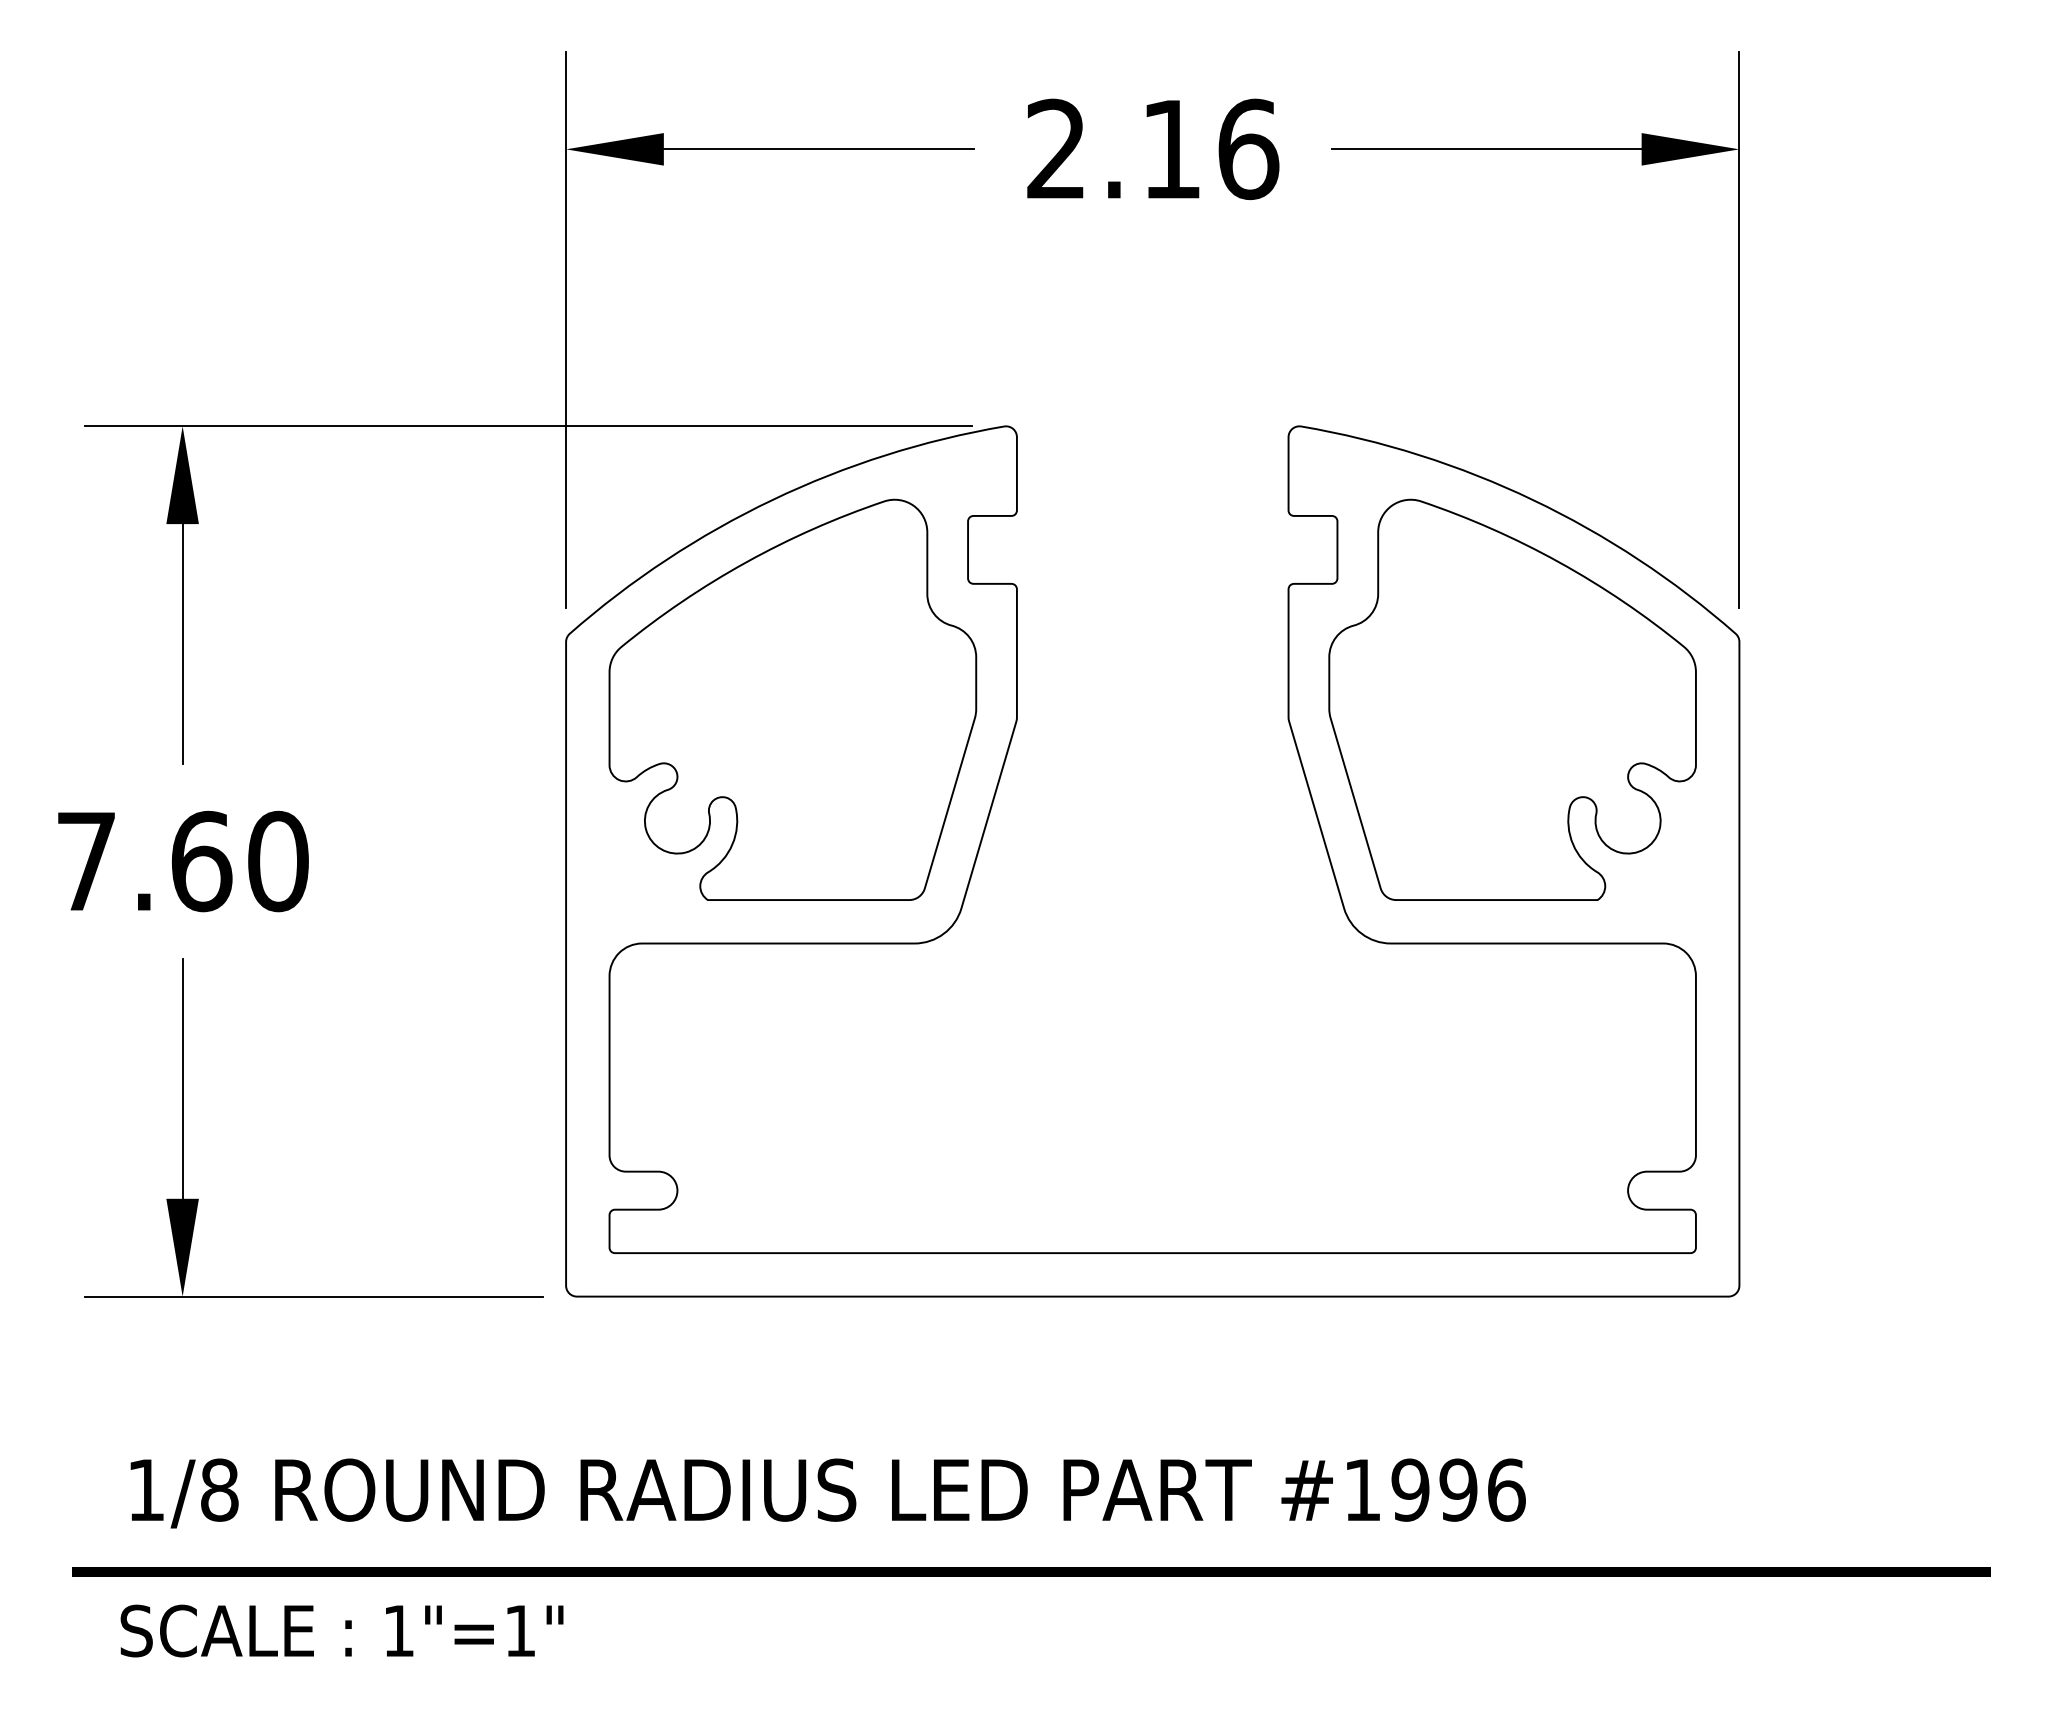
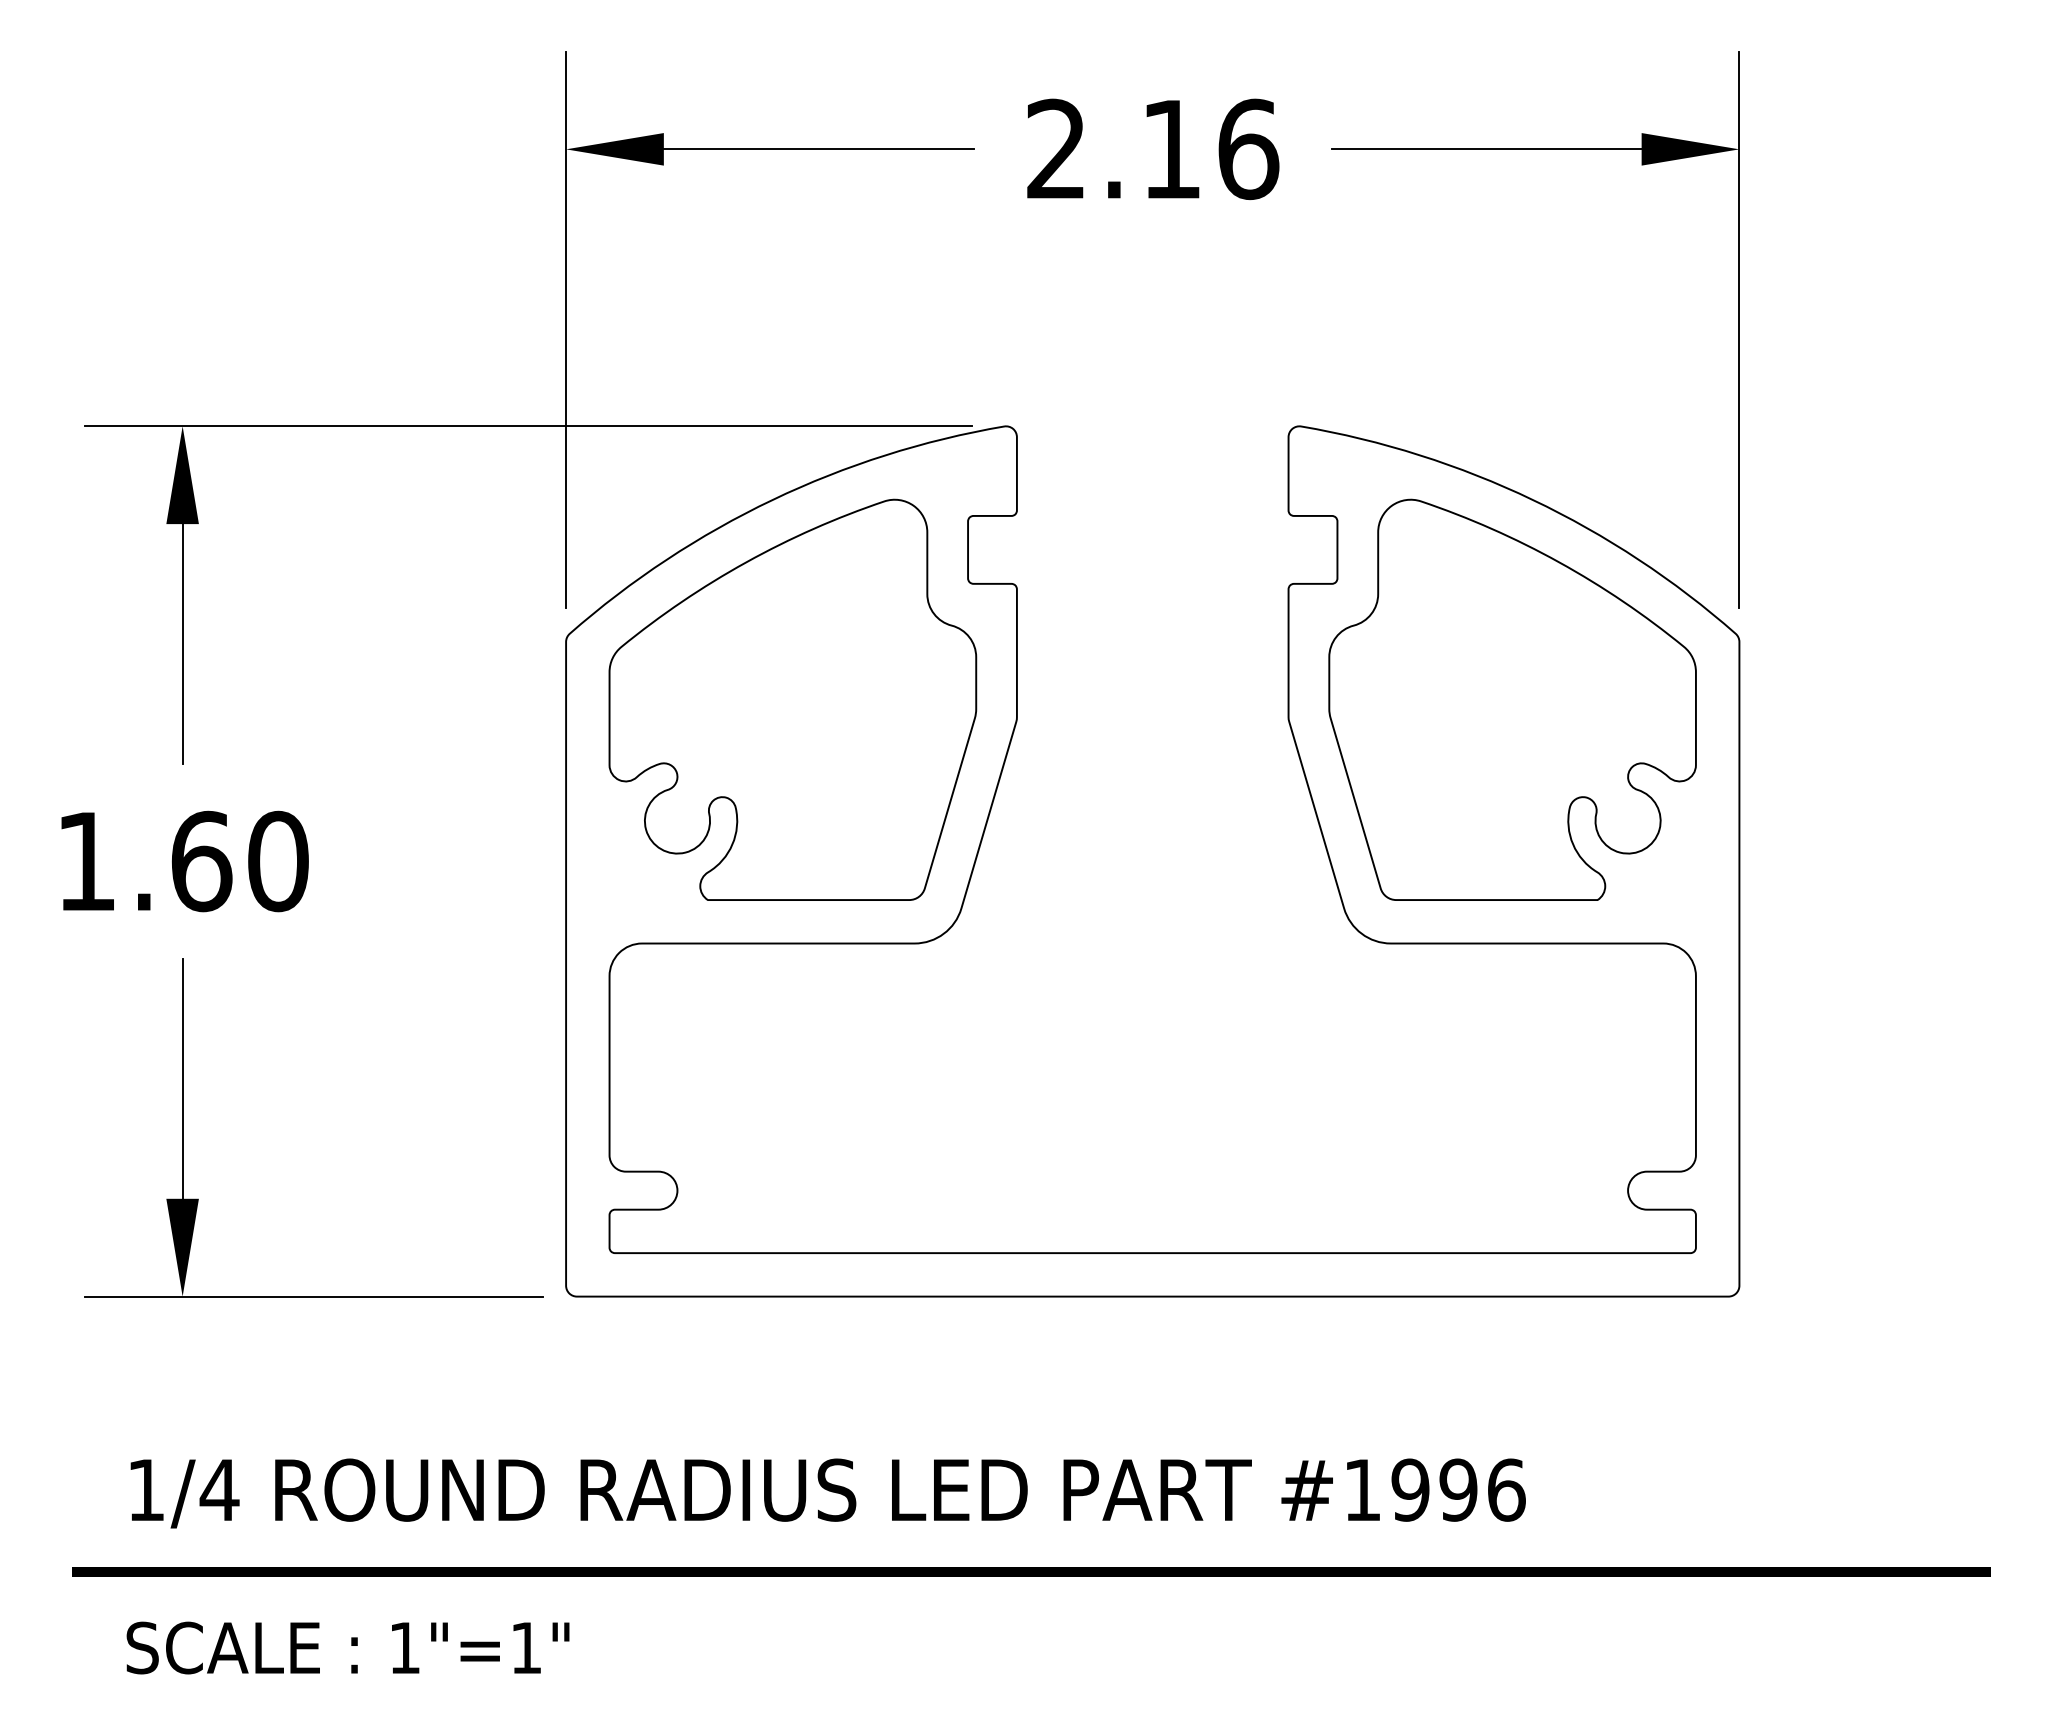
text: 7.60 -> 1.60 (86, 861)
text: 1/8 -> 1/4 (219, 1489)
text position: (341, 1630) -> (347, 1647) (347, 1647)
